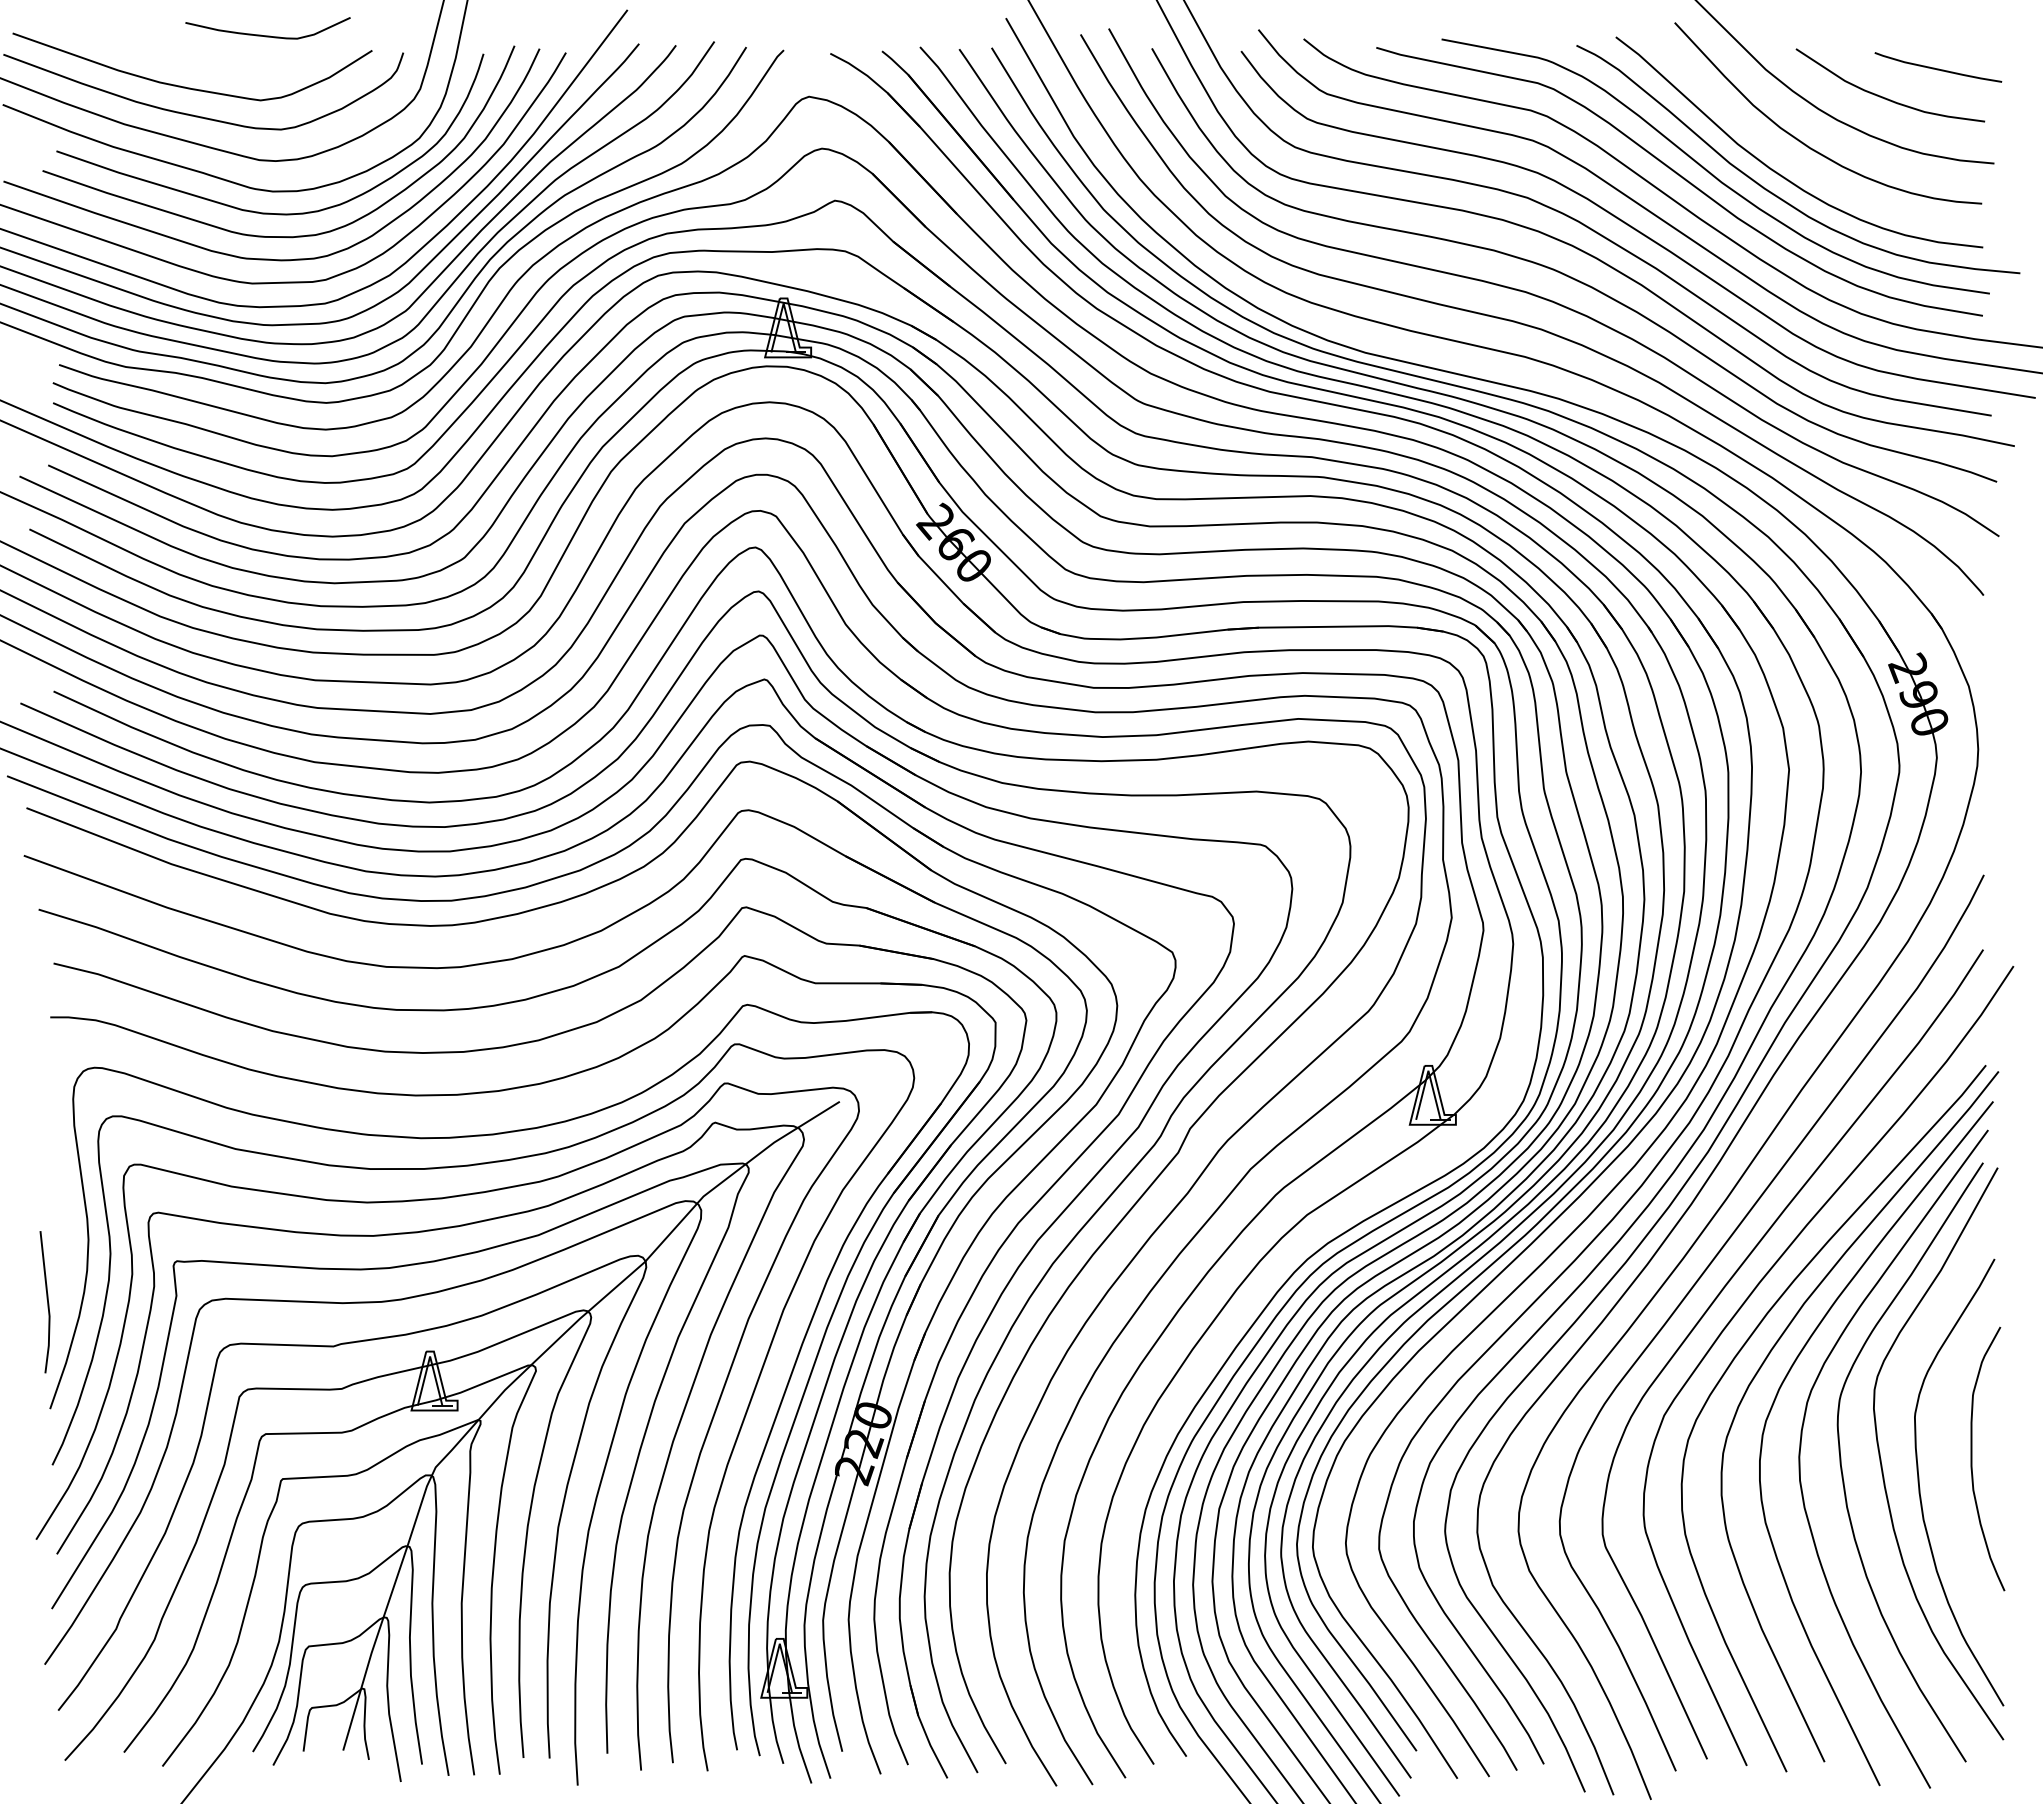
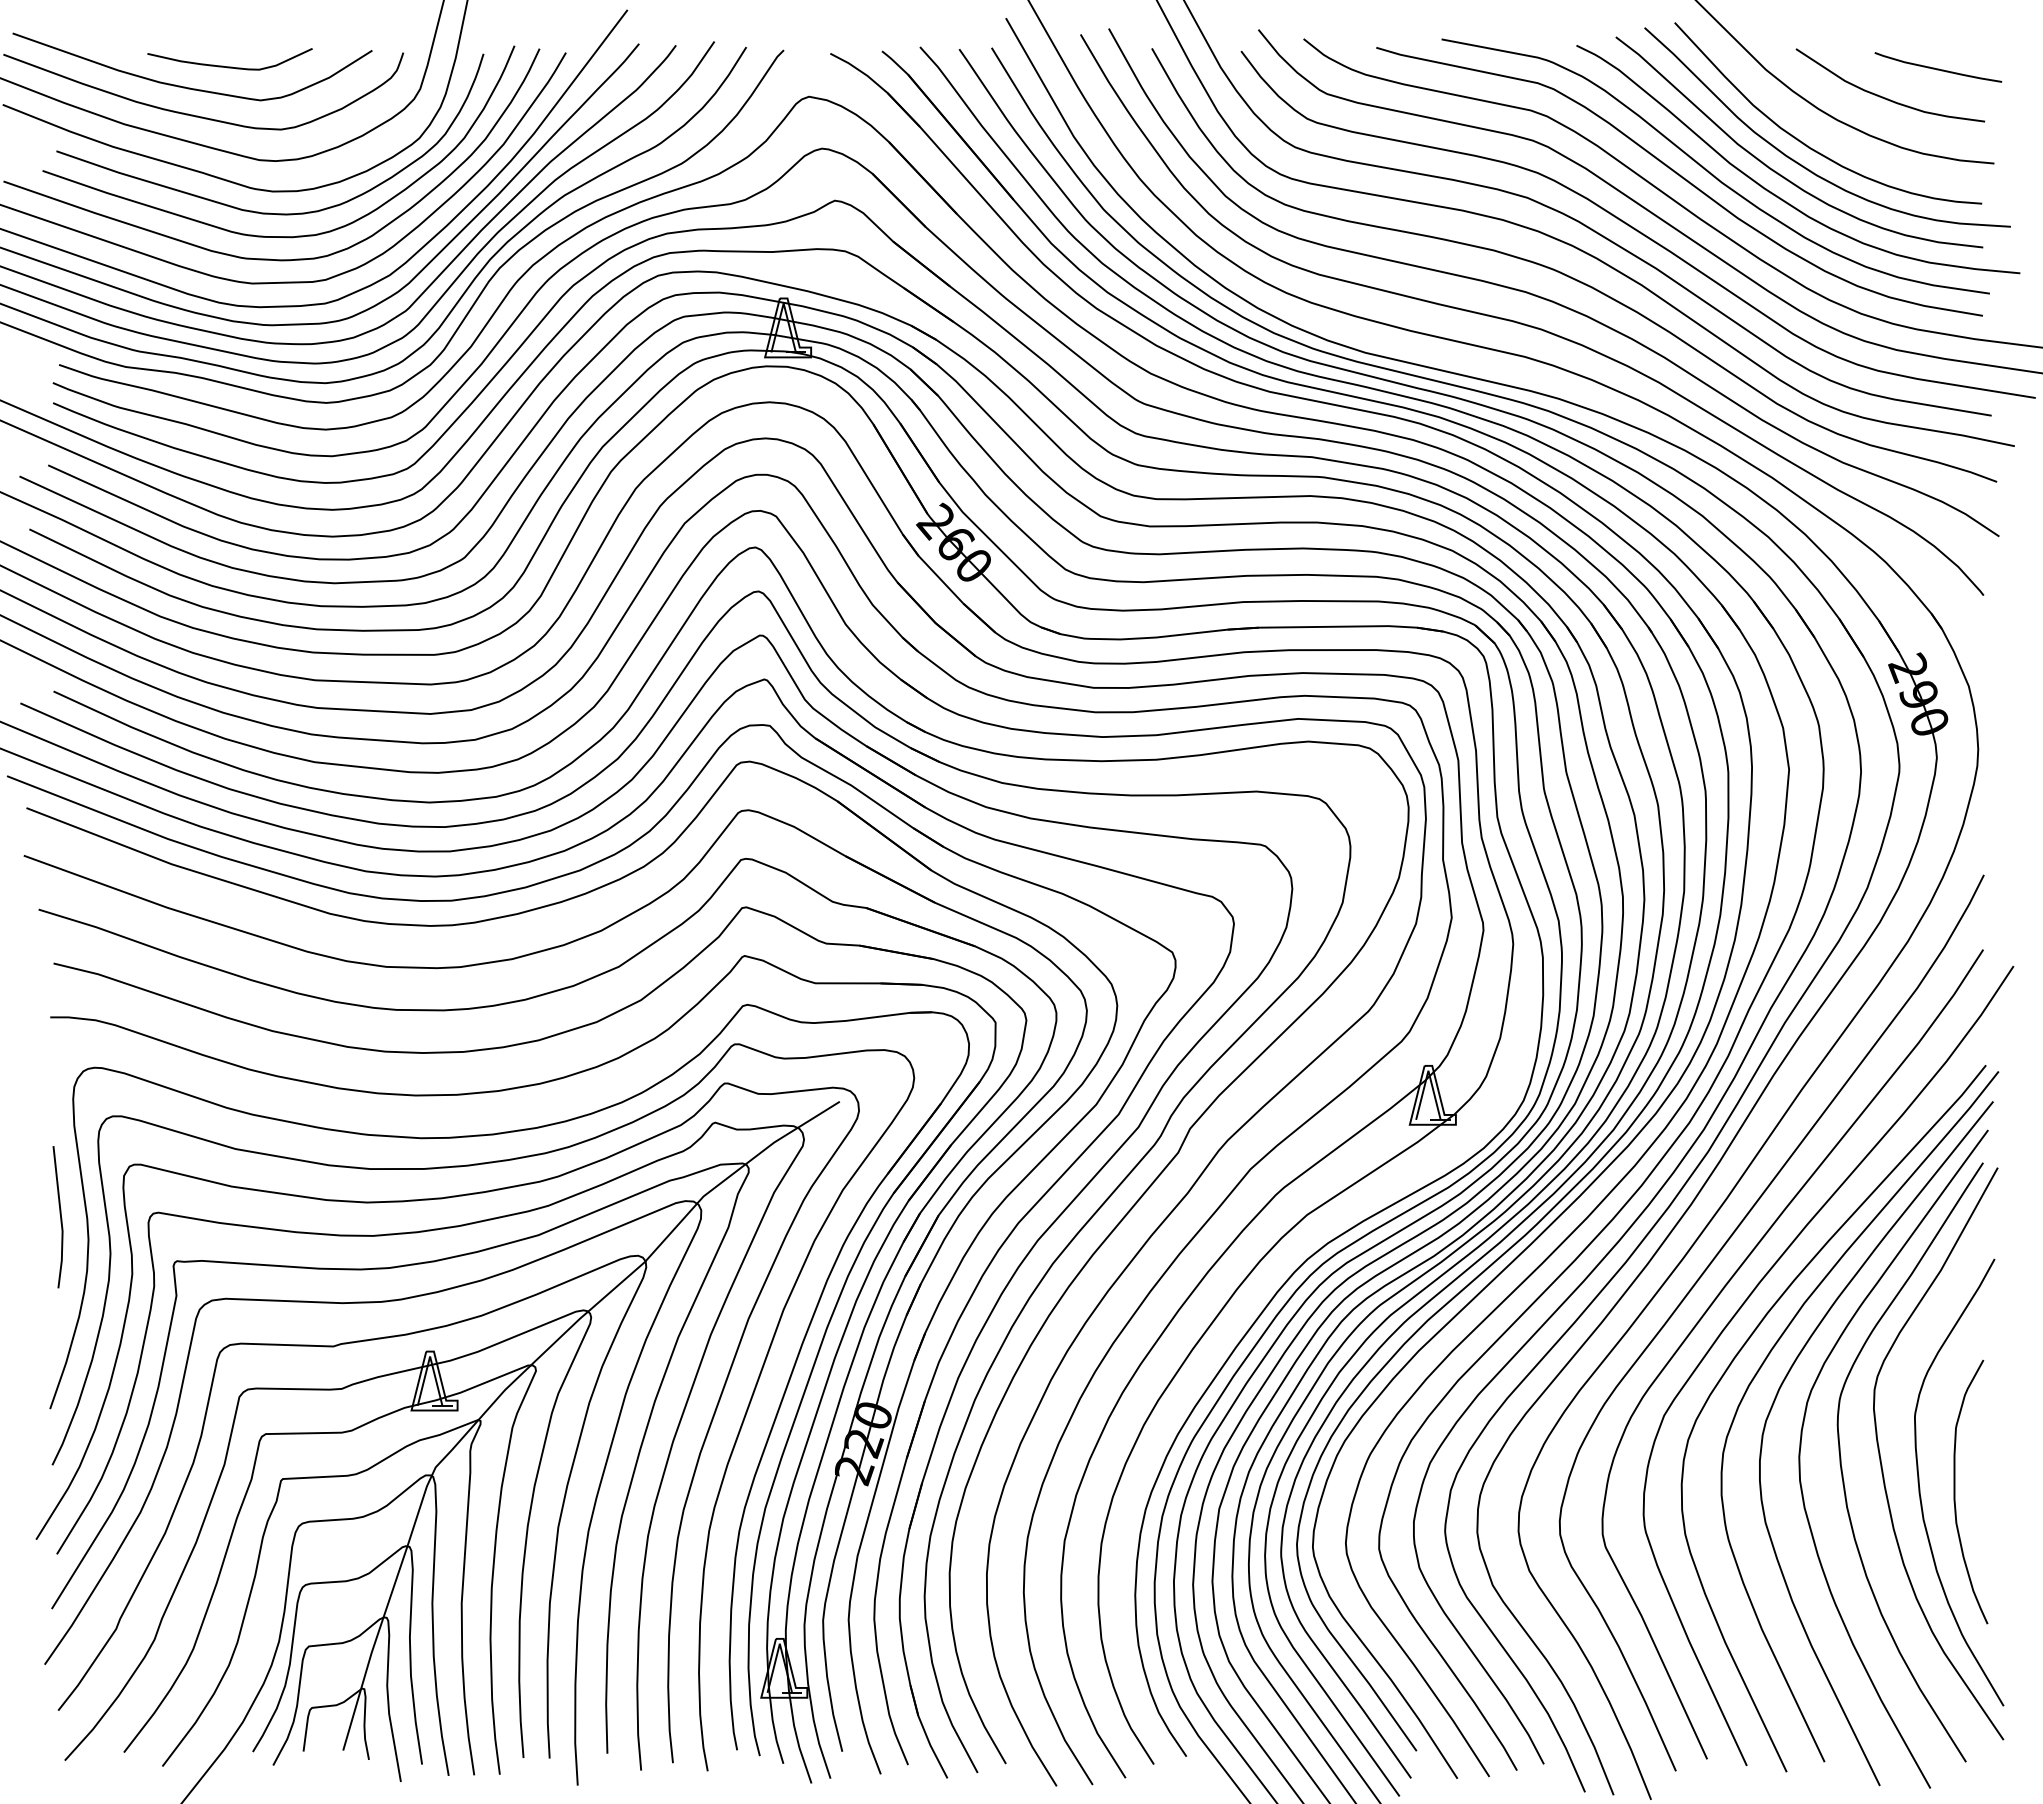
curve position: (267, 35) -> (229, 66) (229, 66)
curve: none -> present (1803, 165)
line position: (47, 1302) -> (60, 1217) (60, 1217)
curve position: (1972, 1458) -> (1955, 1491) (1955, 1491)
